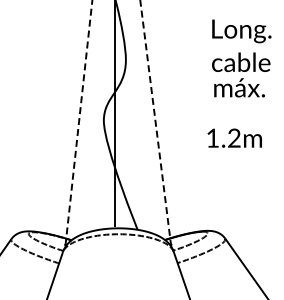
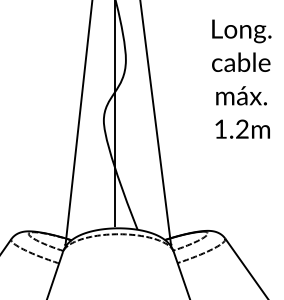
text position: (239, 87) -> (241, 95) (241, 95)
line: dashed -> solid (78, 123)
line: dashed -> solid (155, 123)
text position: (234, 137) -> (242, 128) (242, 128)
